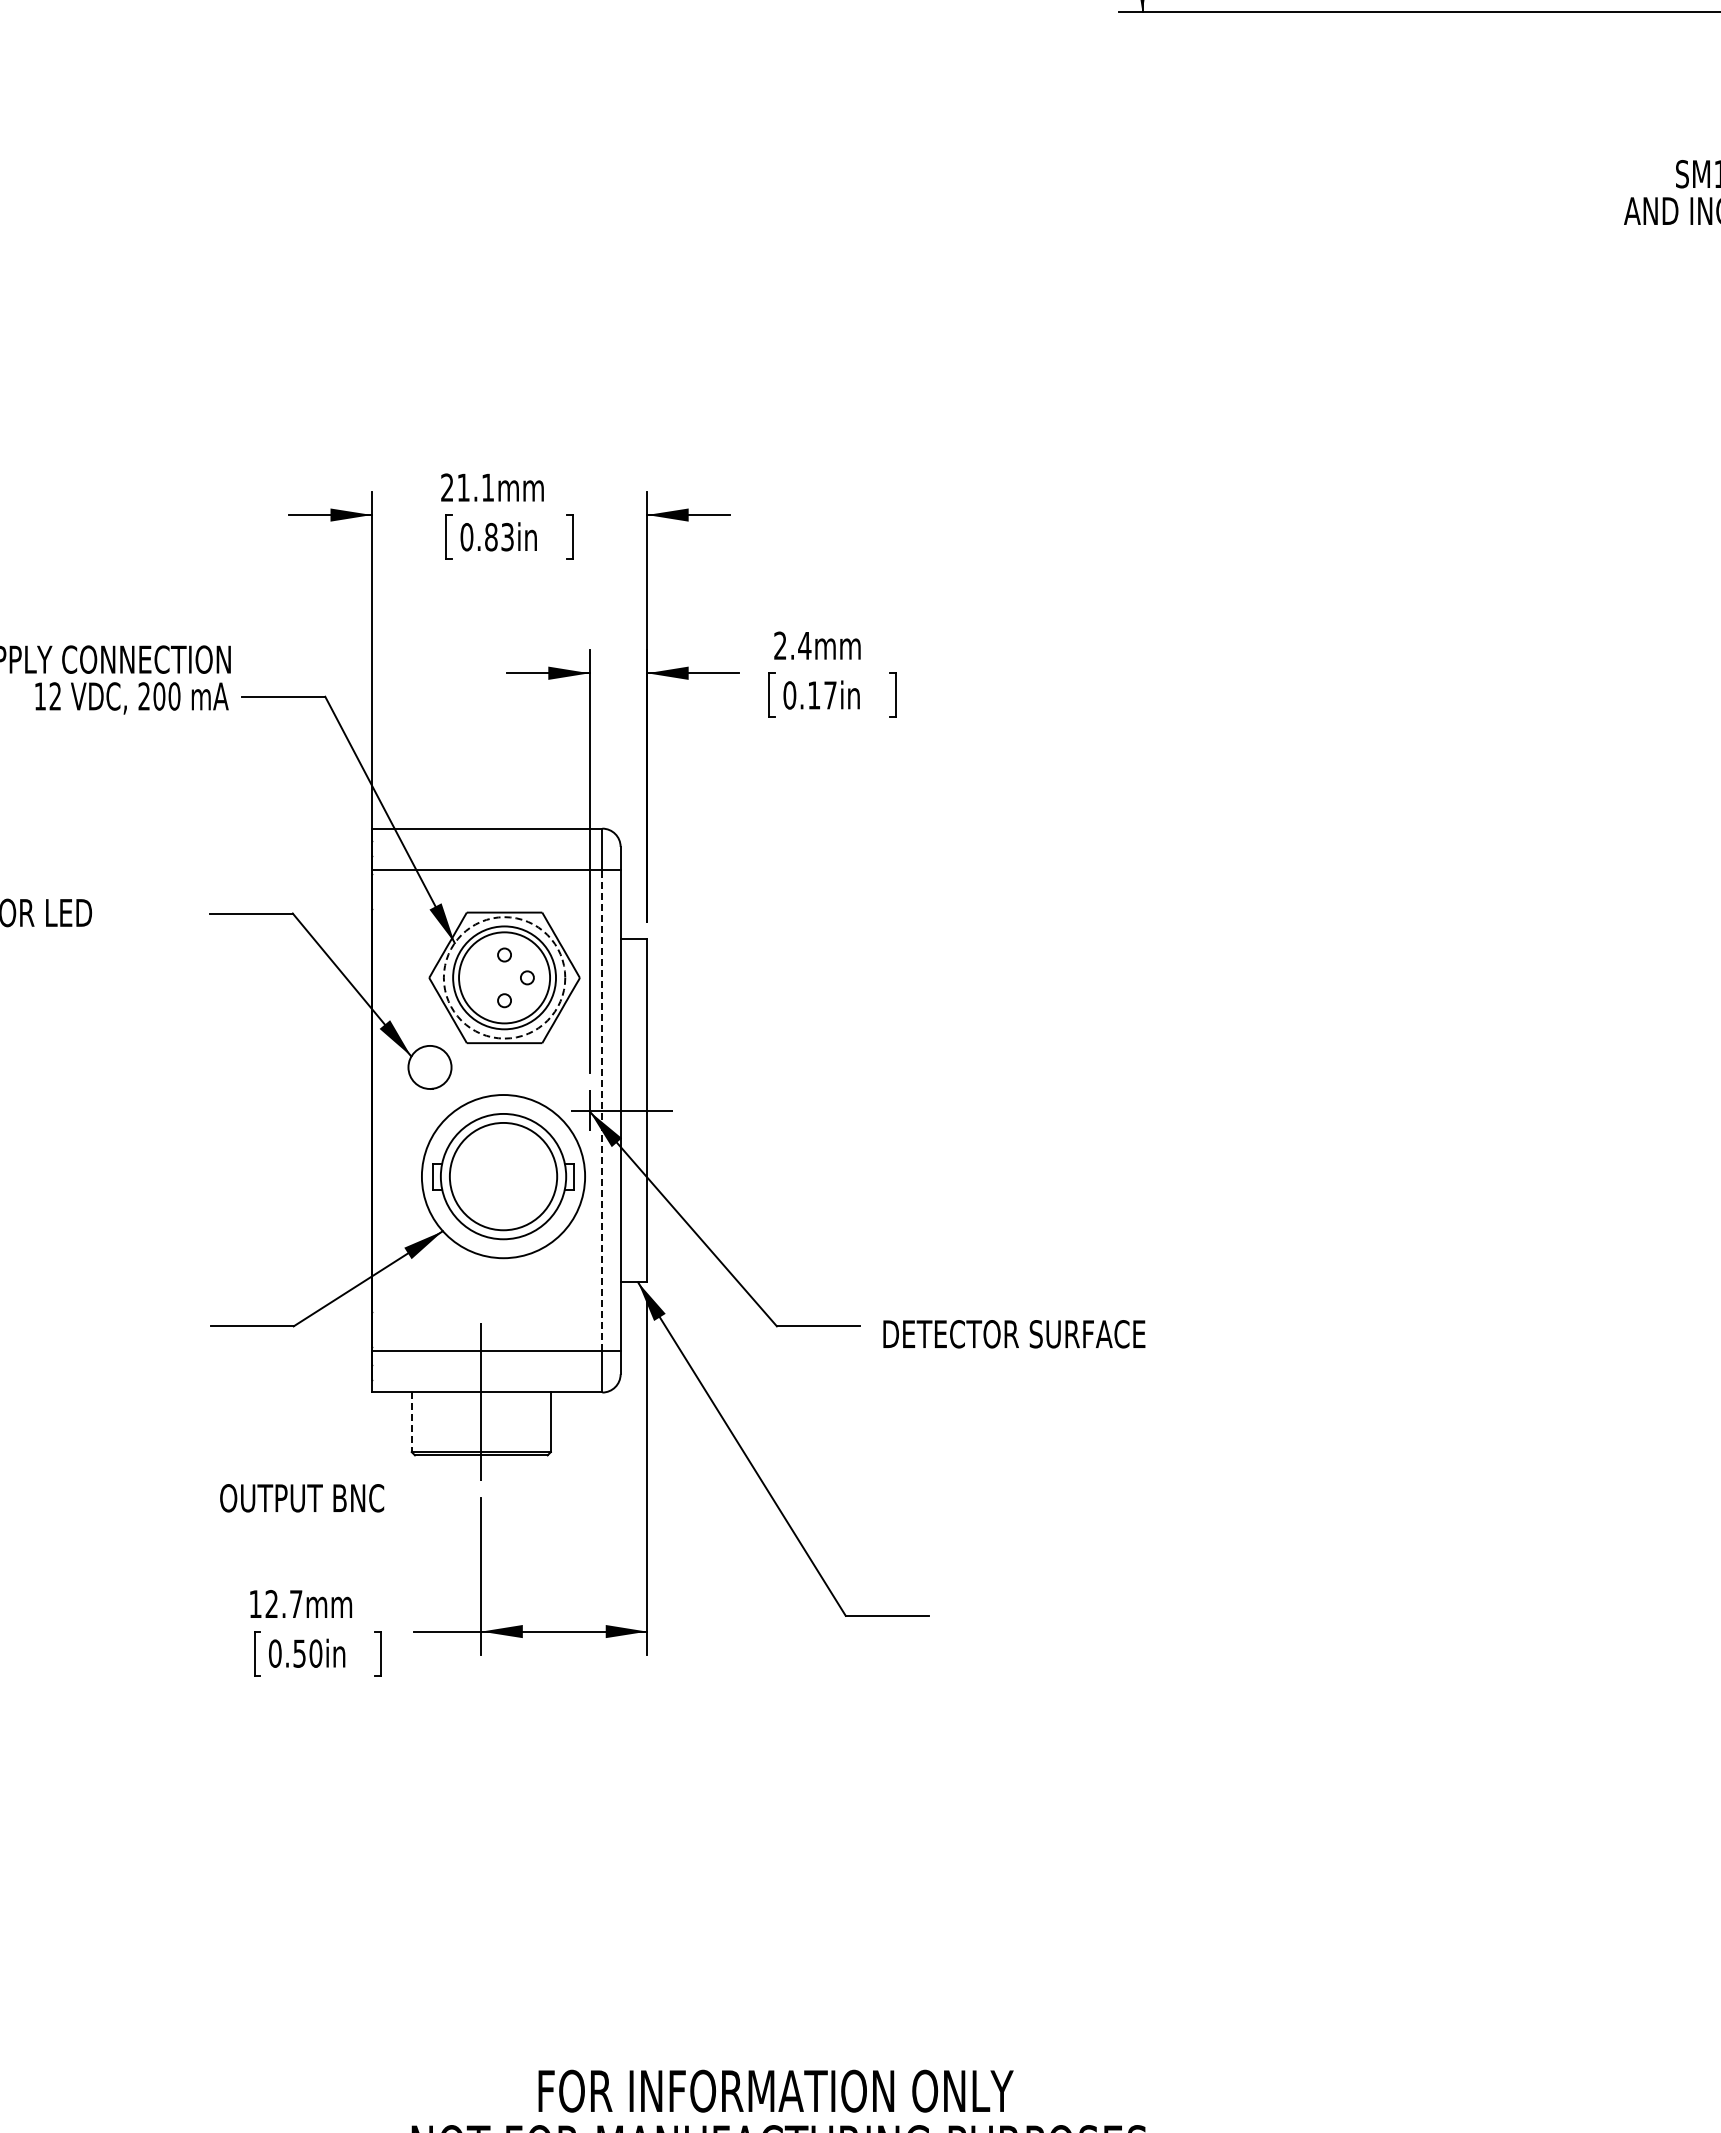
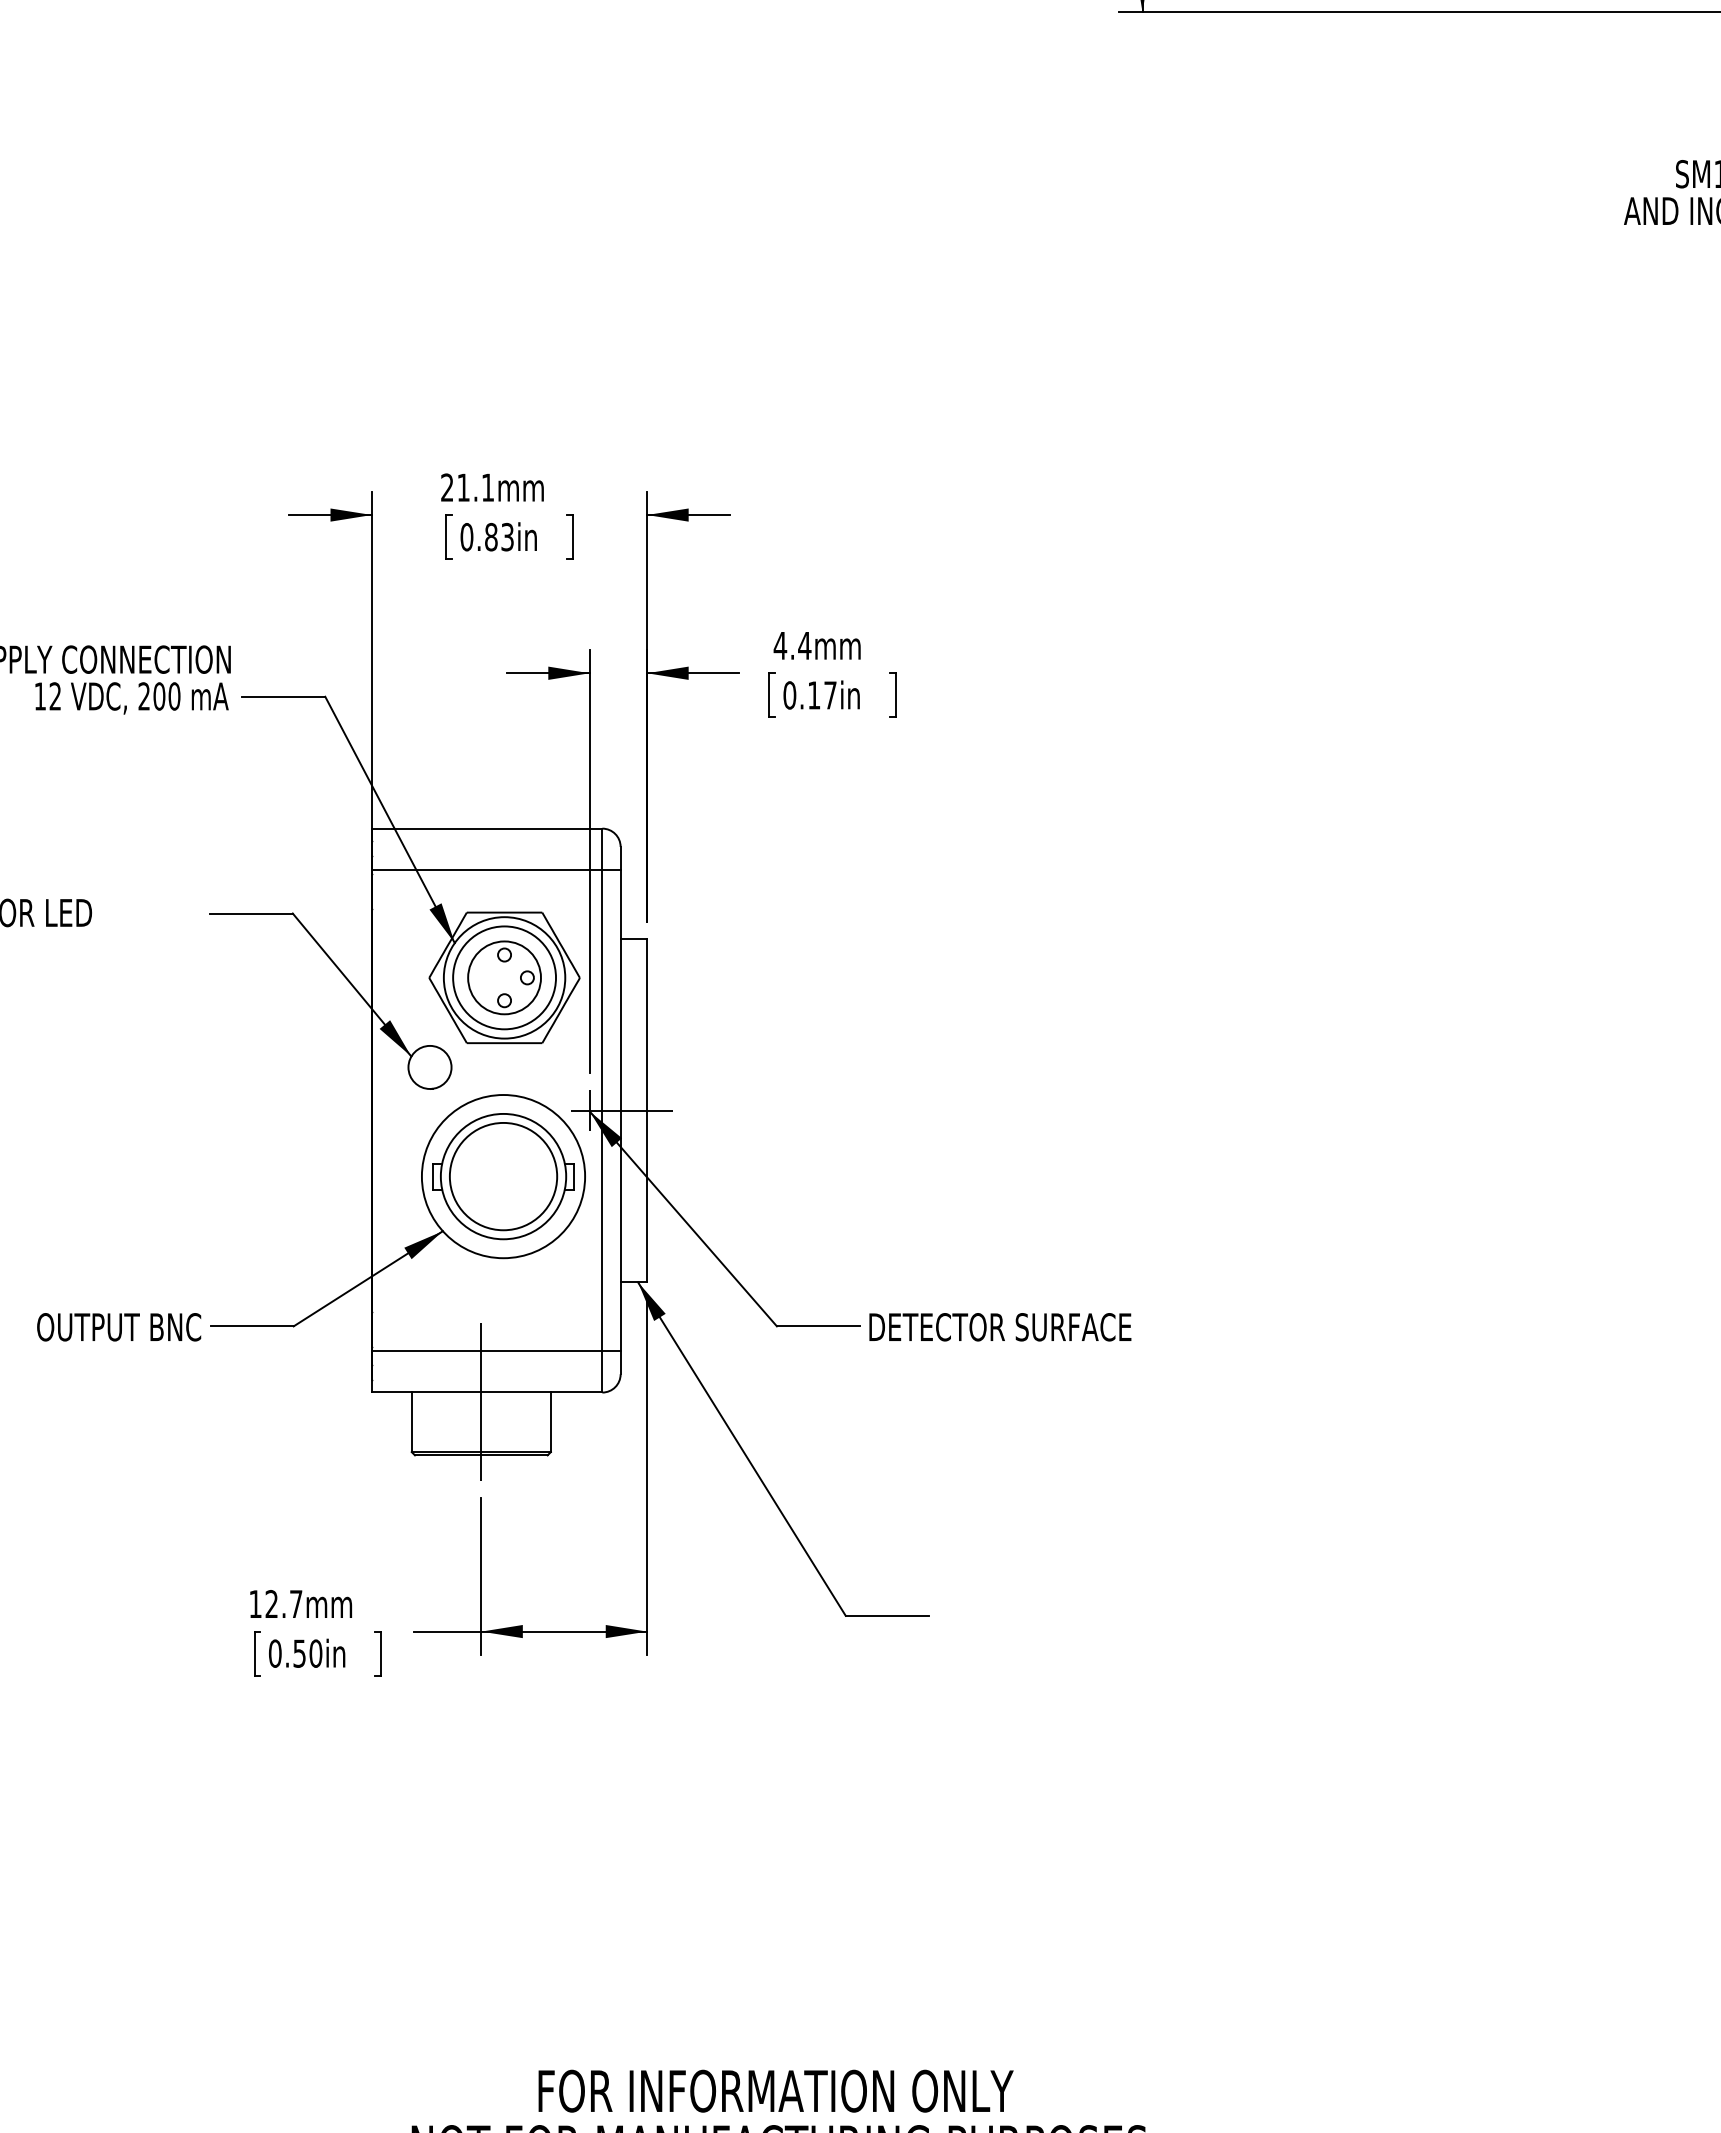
text: 2.4mm -> 4.4mm (780, 645)
circle diameter: 91 px -> 73 px (504, 977)
circle: dashed -> solid (504, 977)
line: dashed -> solid (602, 1110)
text position: (1014, 1334) -> (1000, 1327) (1000, 1327)
line: dashed -> solid (411, 1422)
text position: (302, 1498) -> (119, 1327) (119, 1327)
